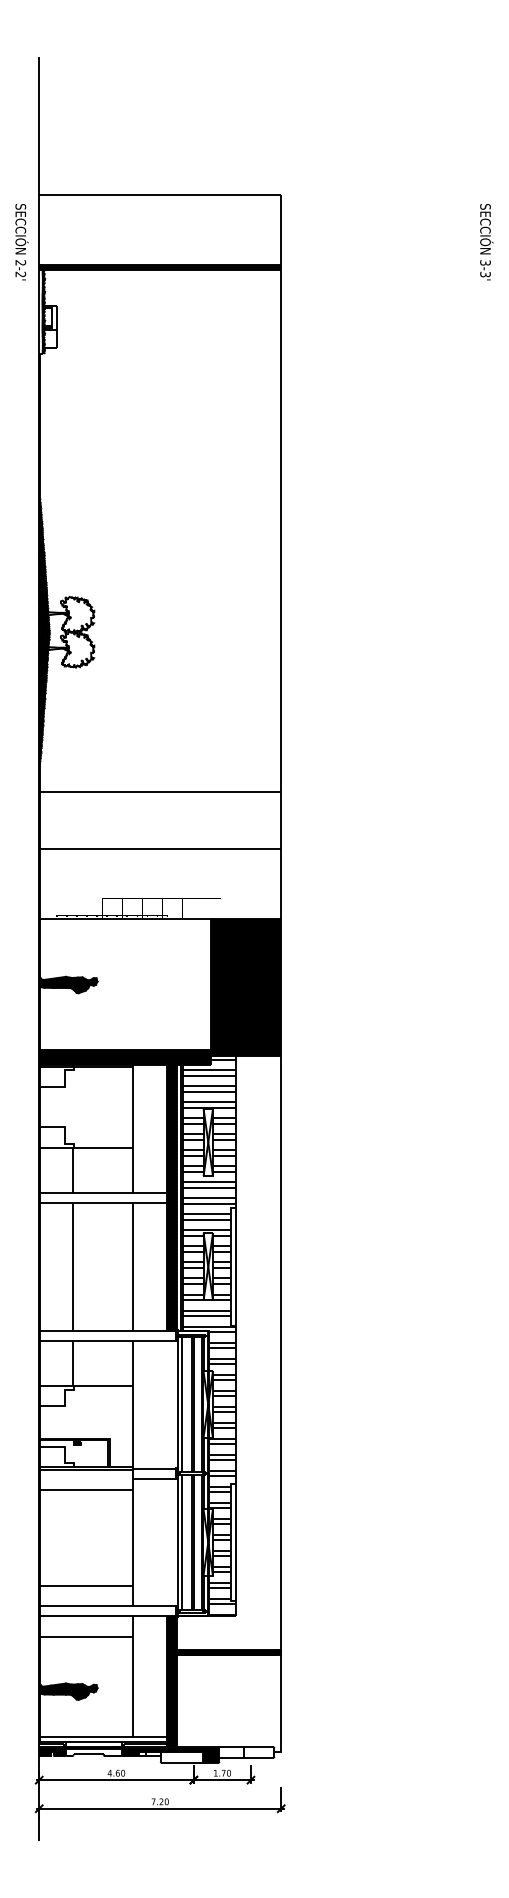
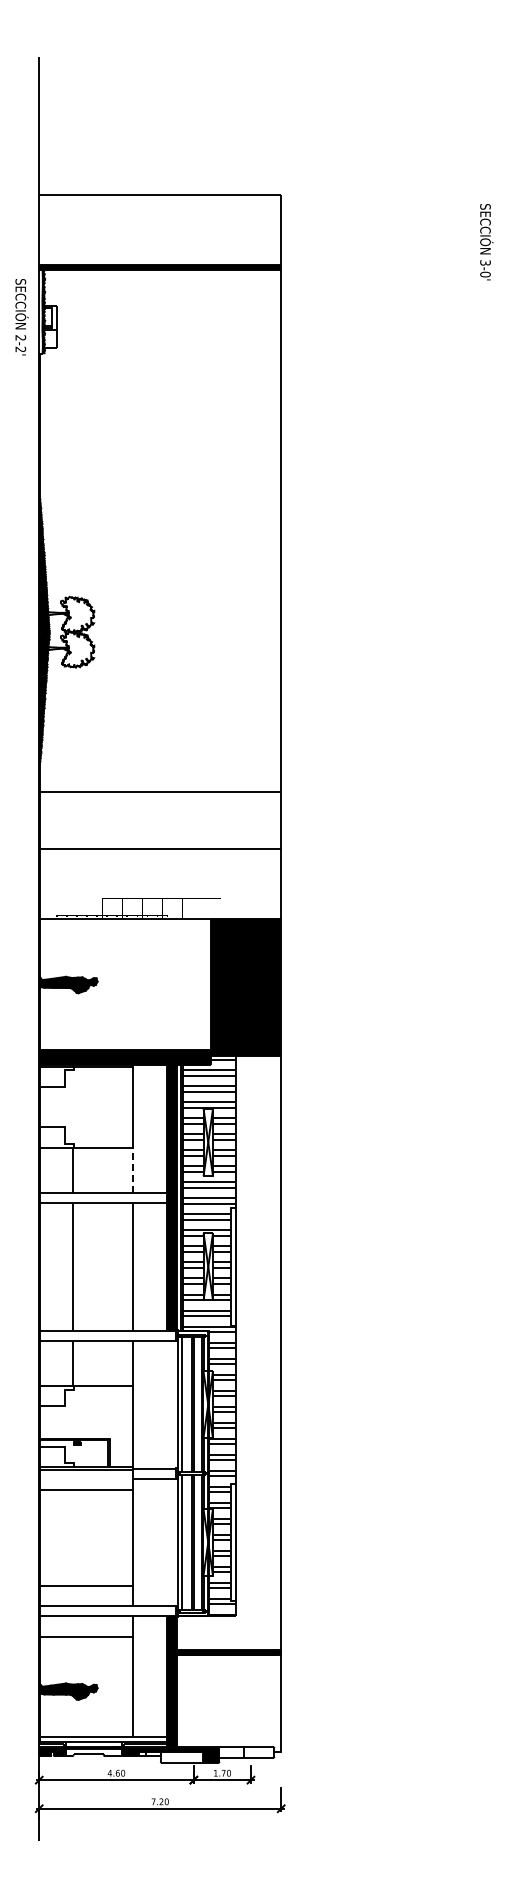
text position: (21, 242) -> (21, 317) (21, 317)
text: 3-3' -> 3-0' (485, 274)
line: solid -> dashed (133, 1170)
